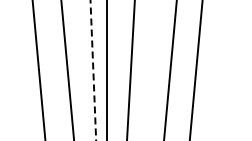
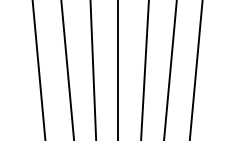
line position: (106, 69) -> (117, 69) (117, 69)
line position: (130, 69) -> (144, 69) (144, 69)
line: dashed -> solid (93, 70)
